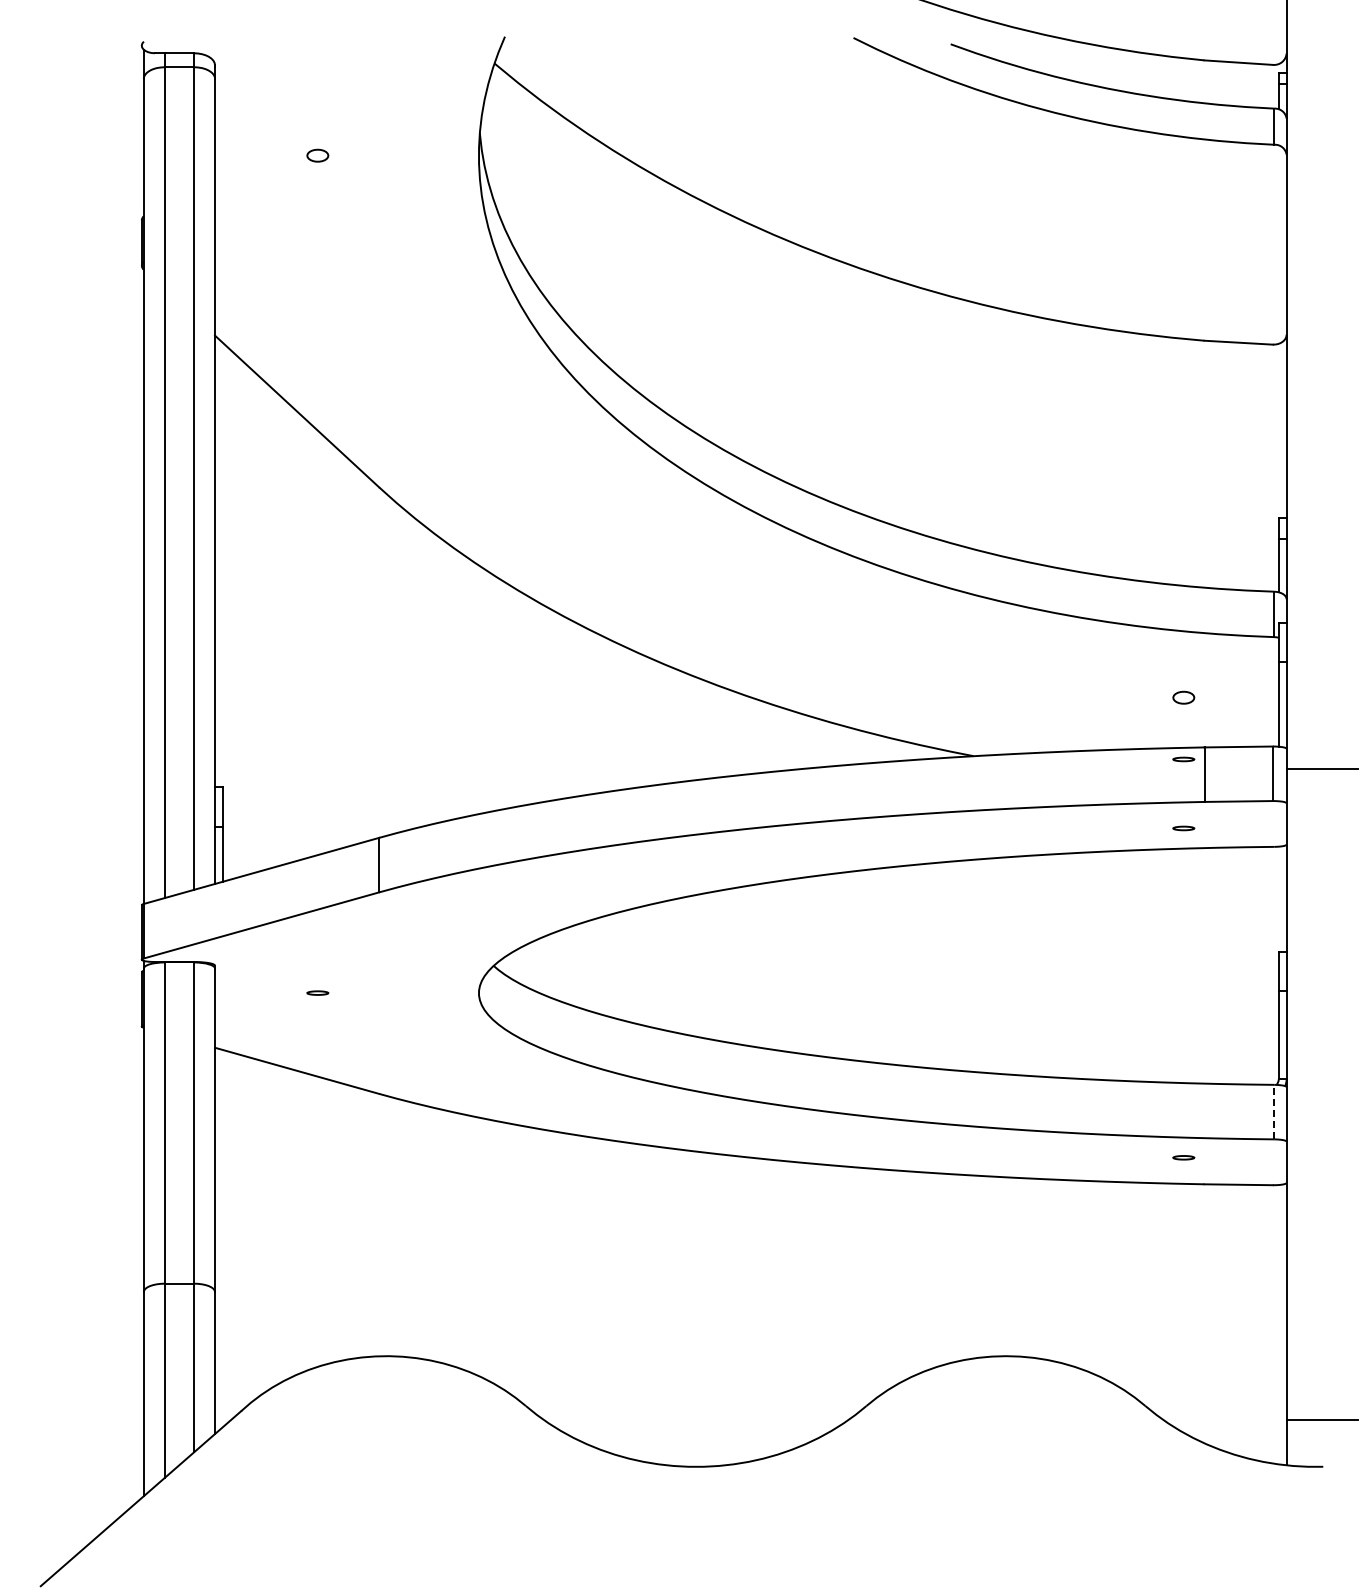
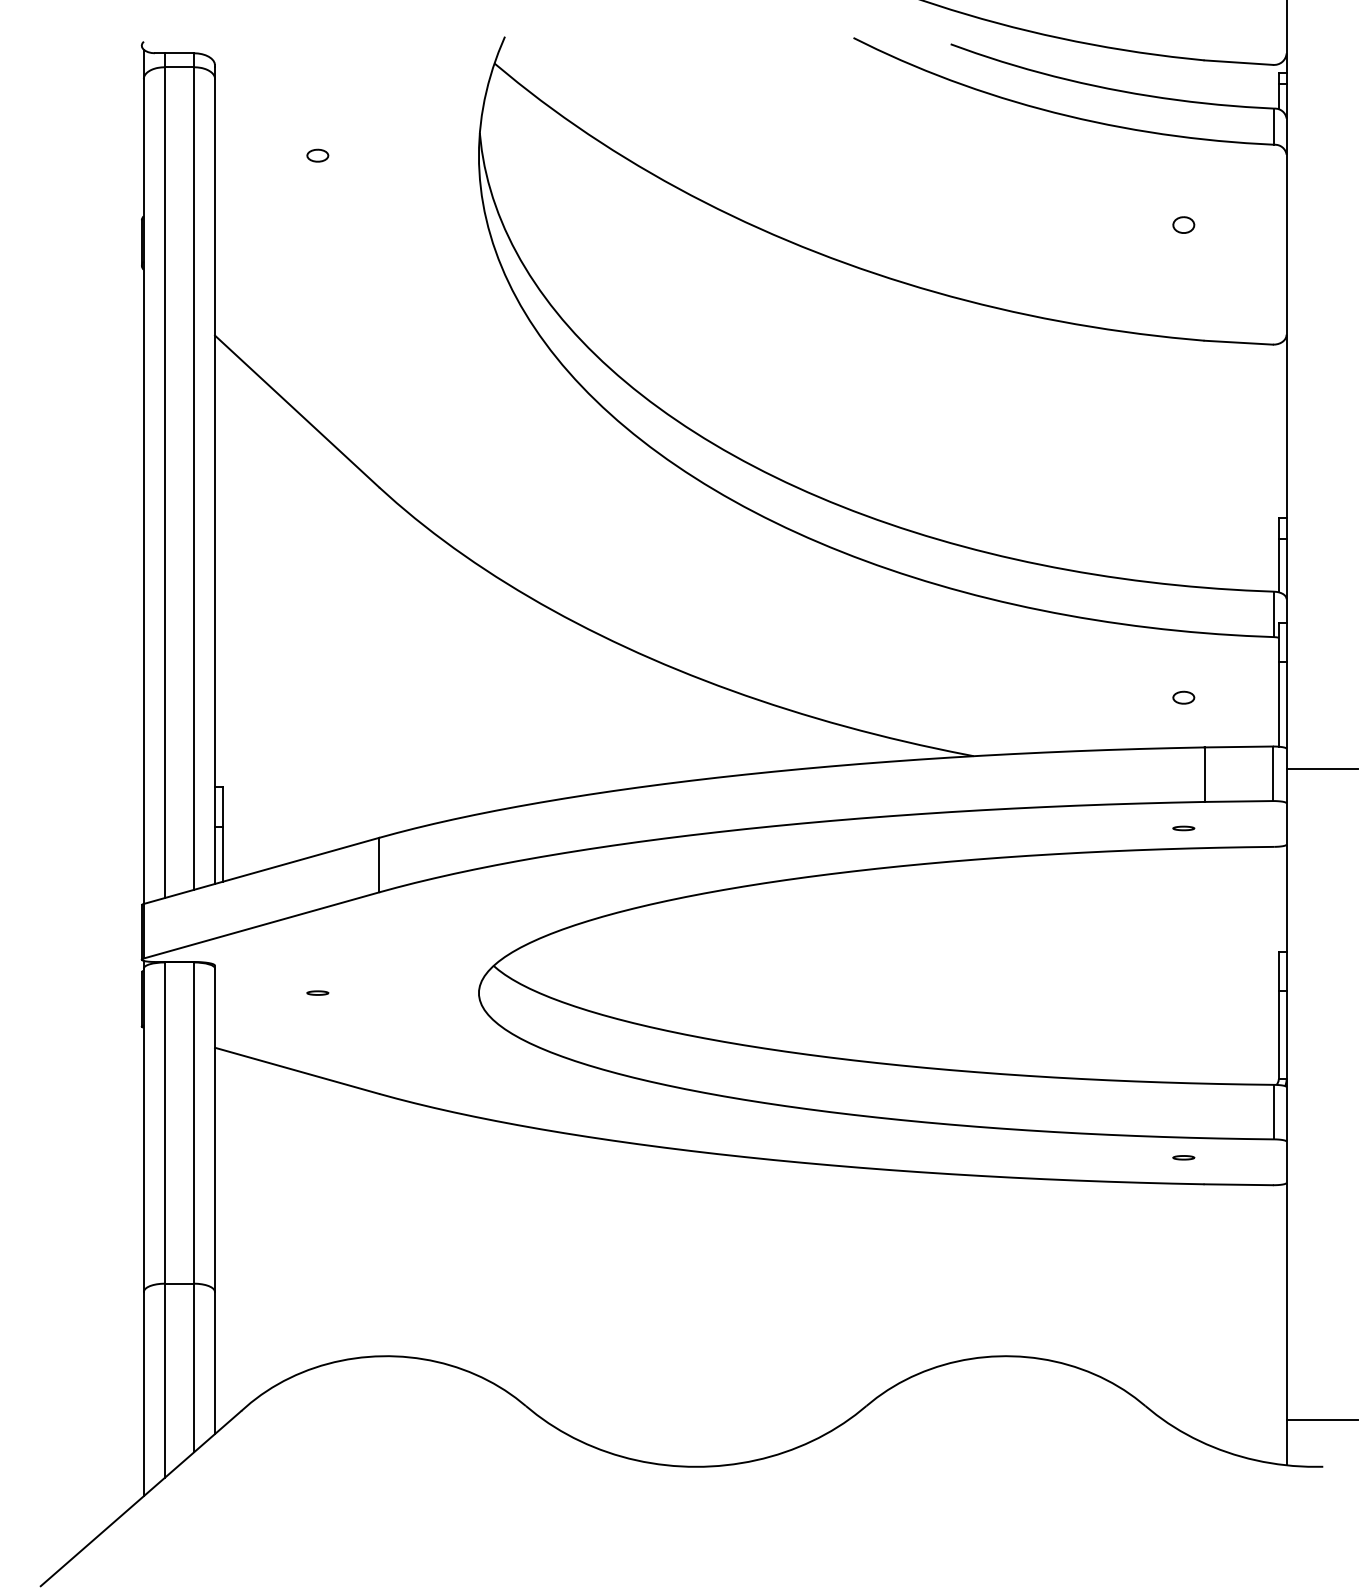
part: none -> present (1183, 224)
part: present -> none (1183, 759)
line: dashed -> solid (1274, 1111)
